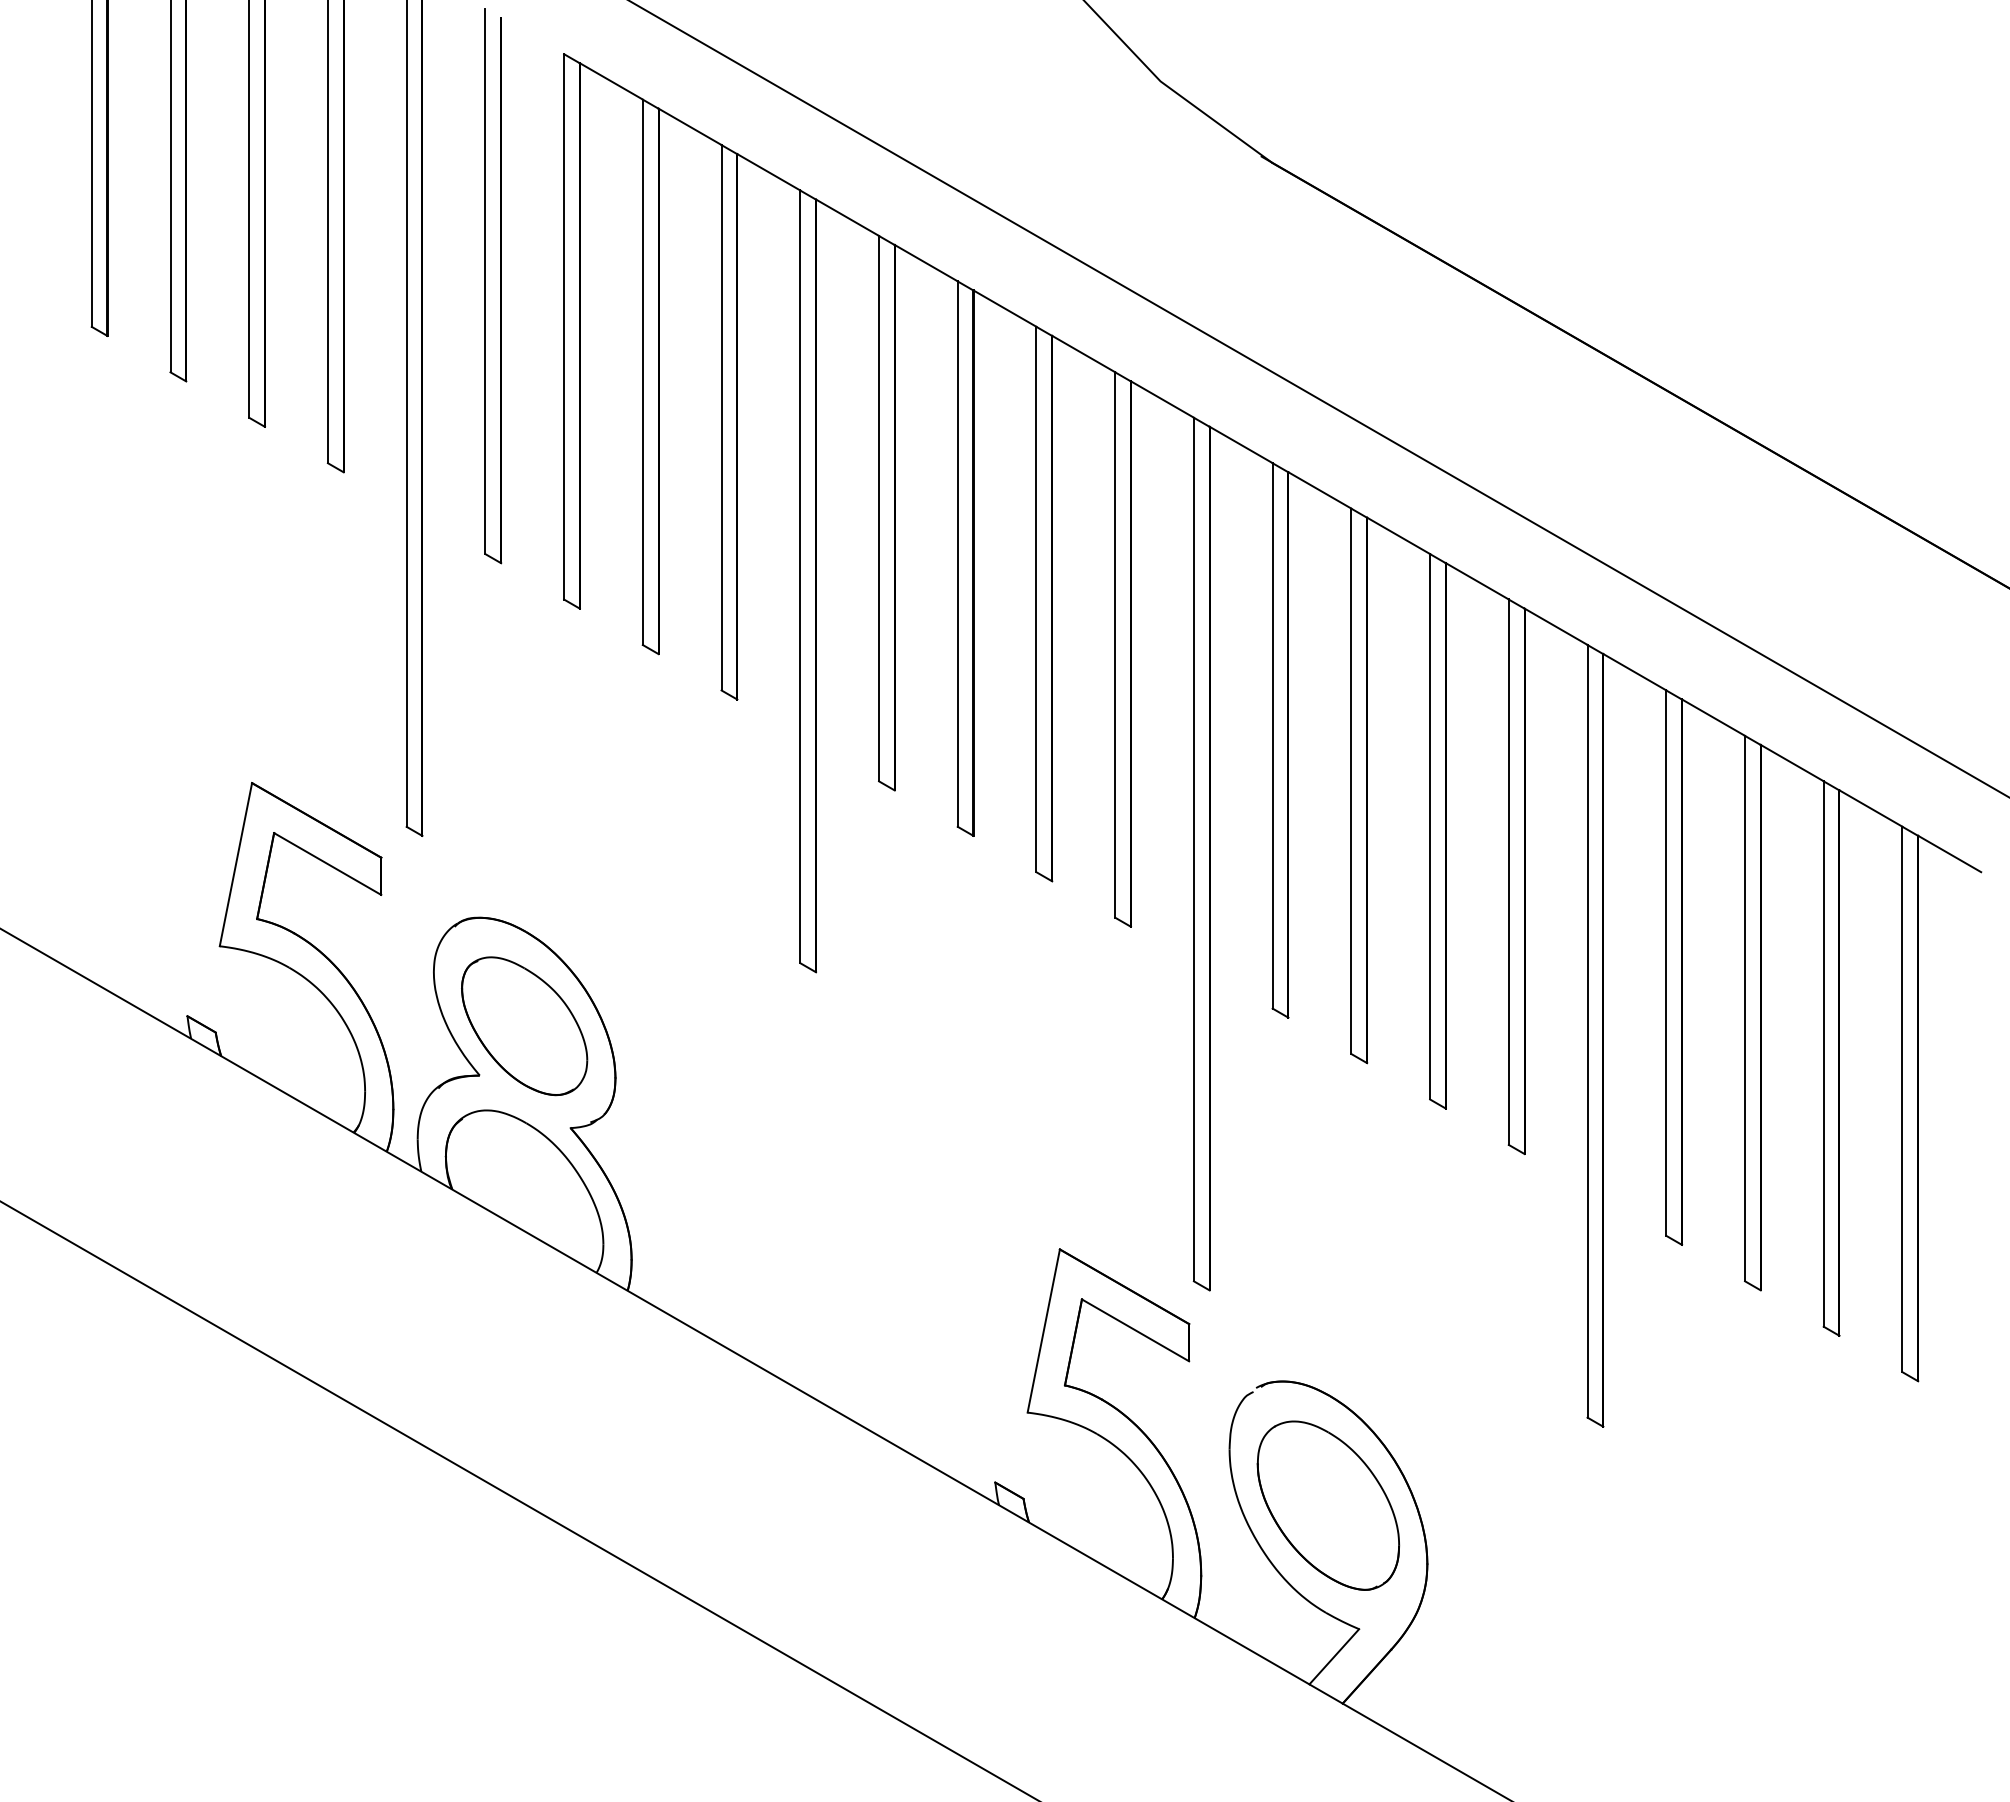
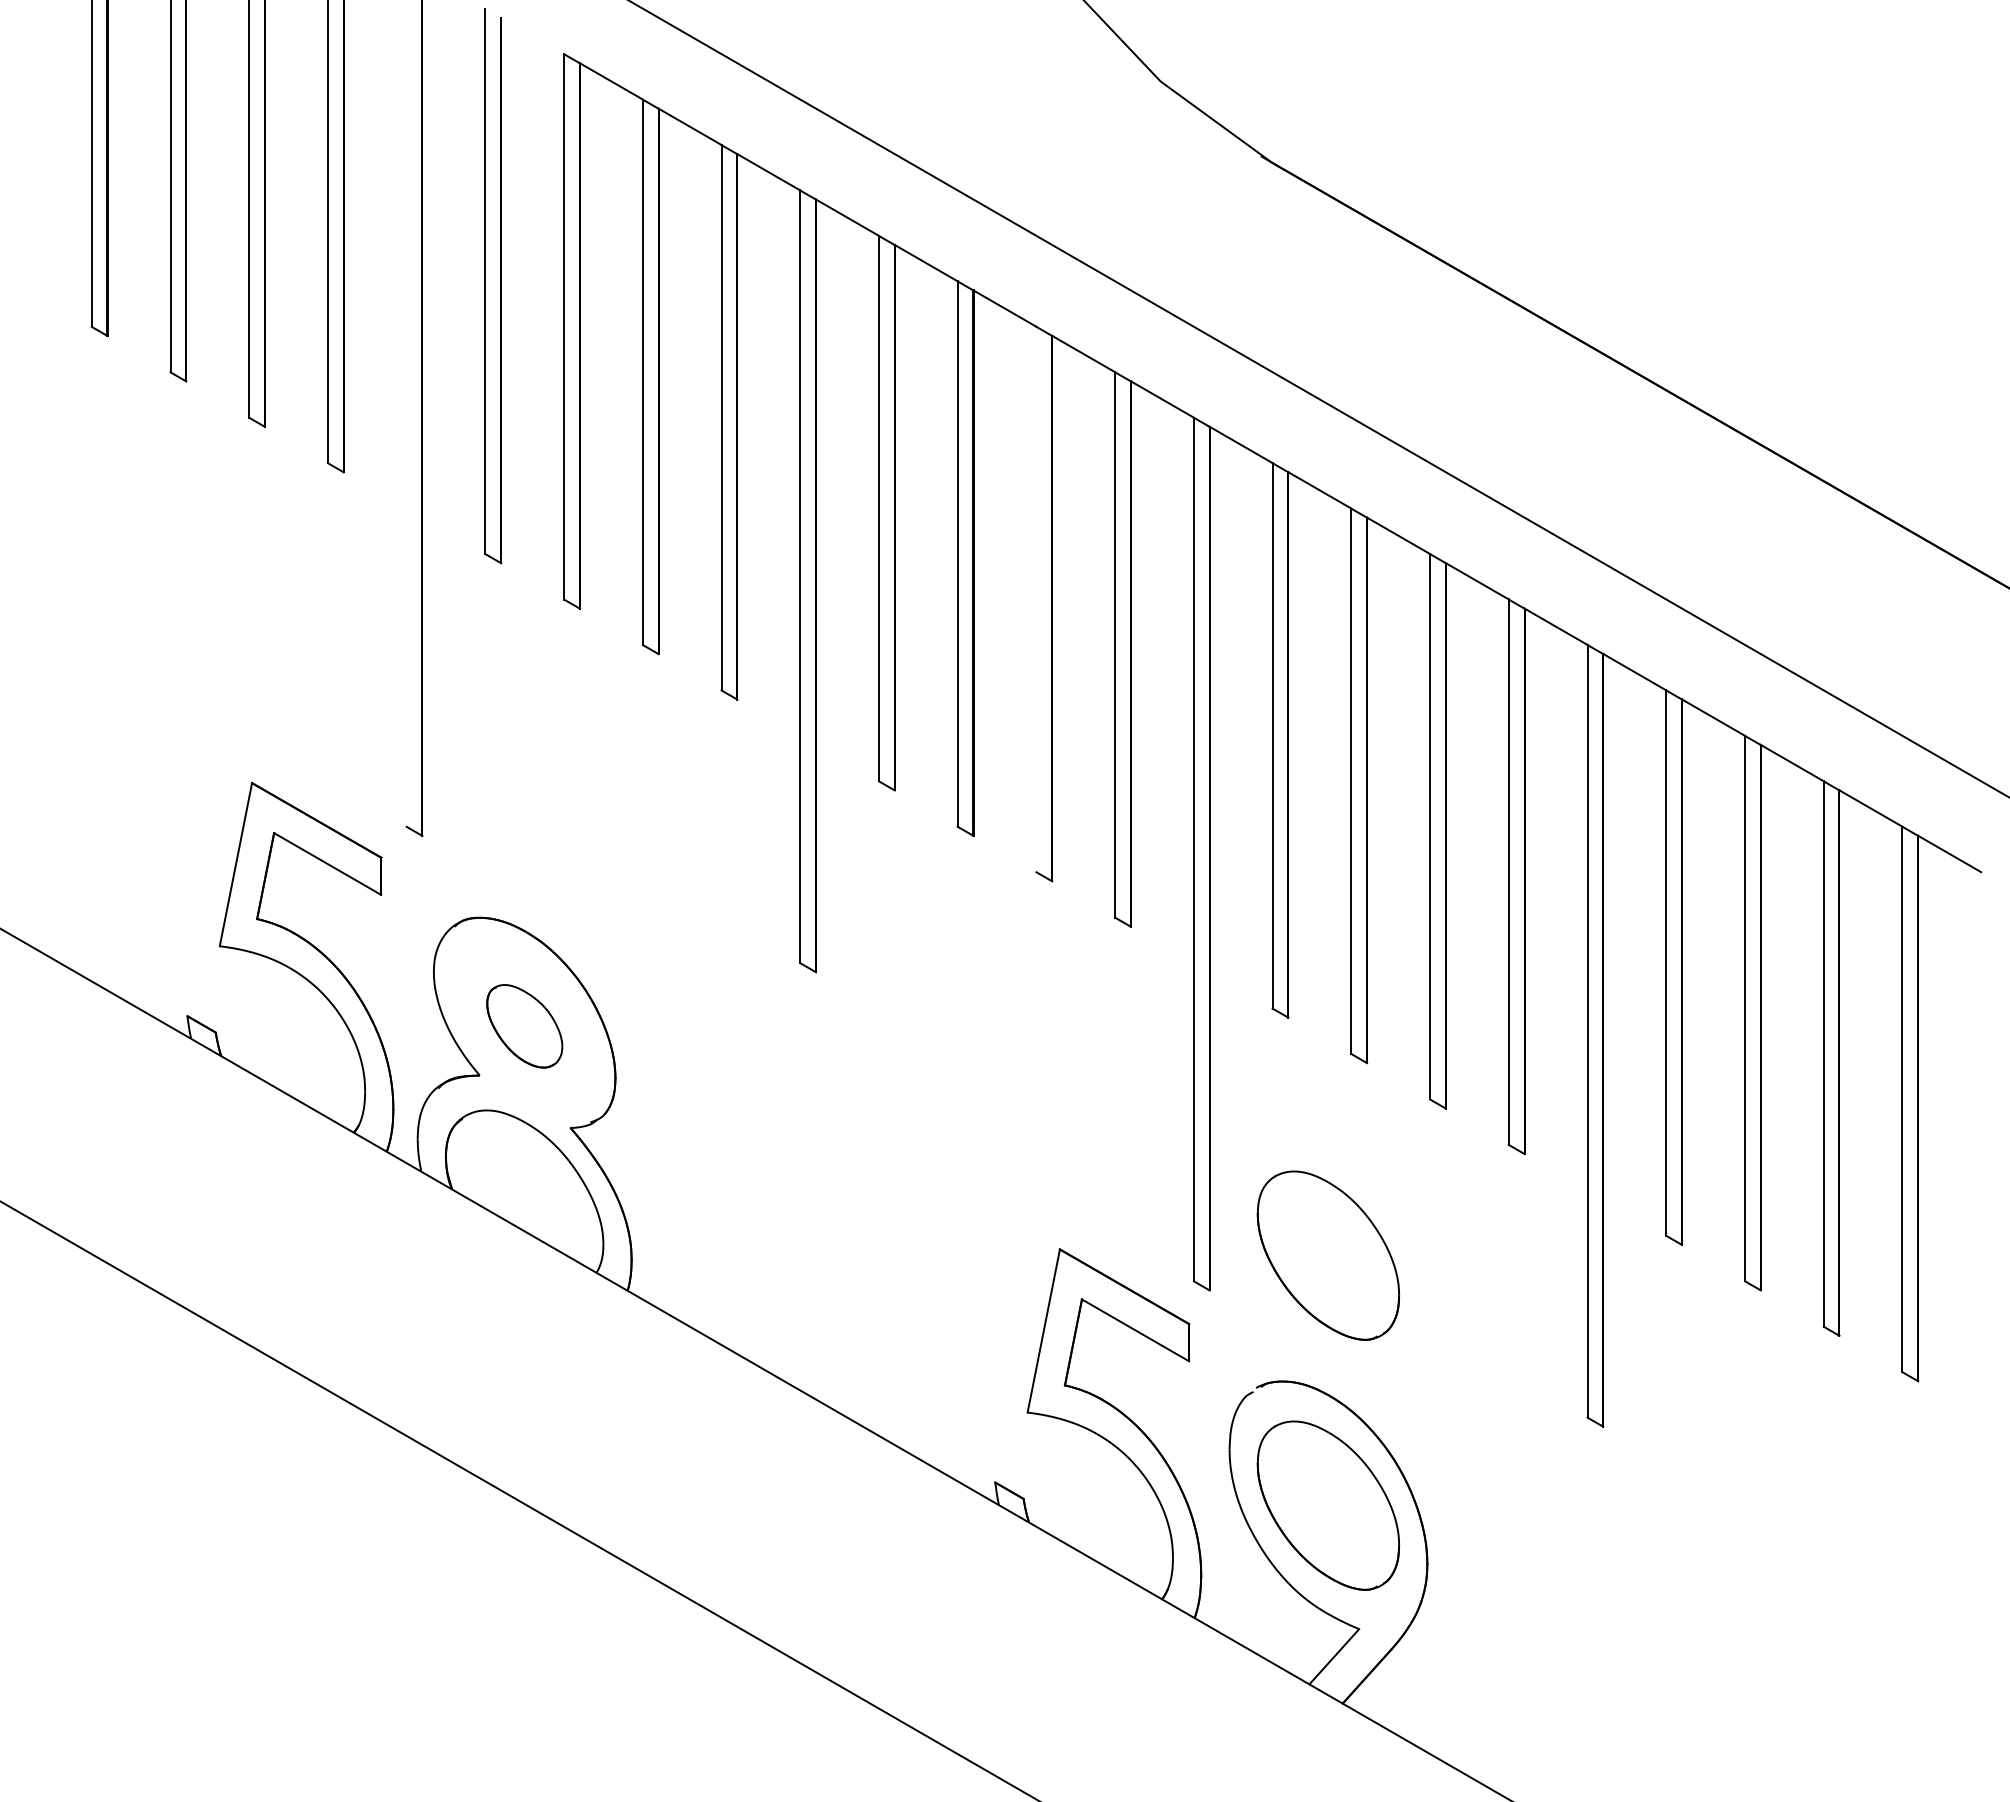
line: present -> none (406, 414)
line: present -> none (1036, 599)
part size: 128x141 px -> 78x85 px (524, 1026)
part: none -> present (1328, 1255)
